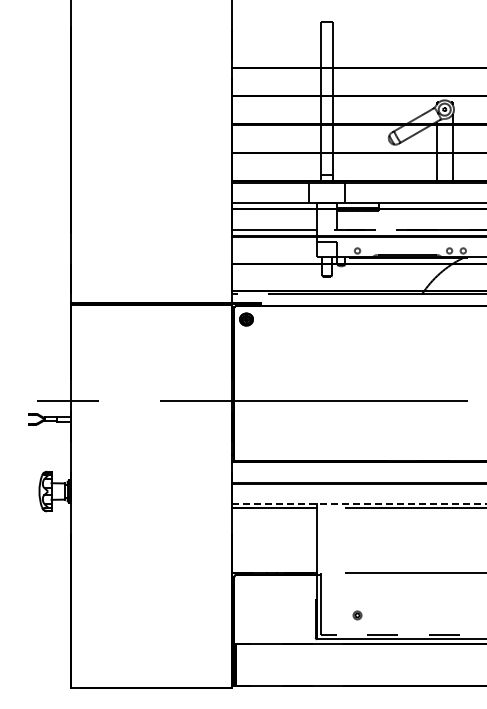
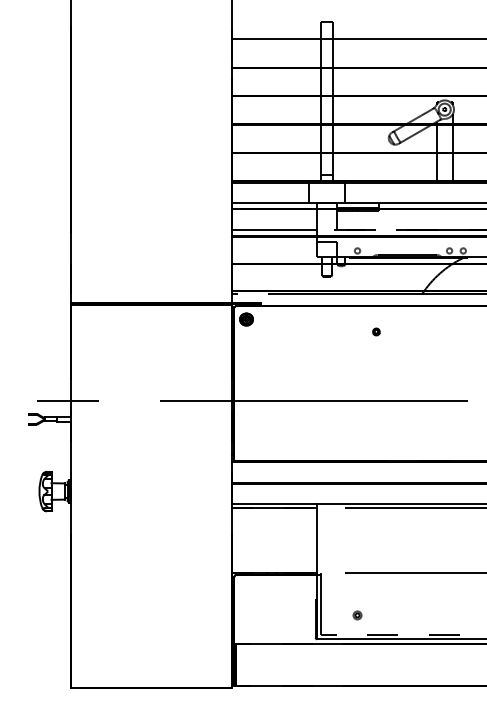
line: none -> present (357, 39)
part: none -> present (376, 331)
line: dashed -> solid (359, 503)
